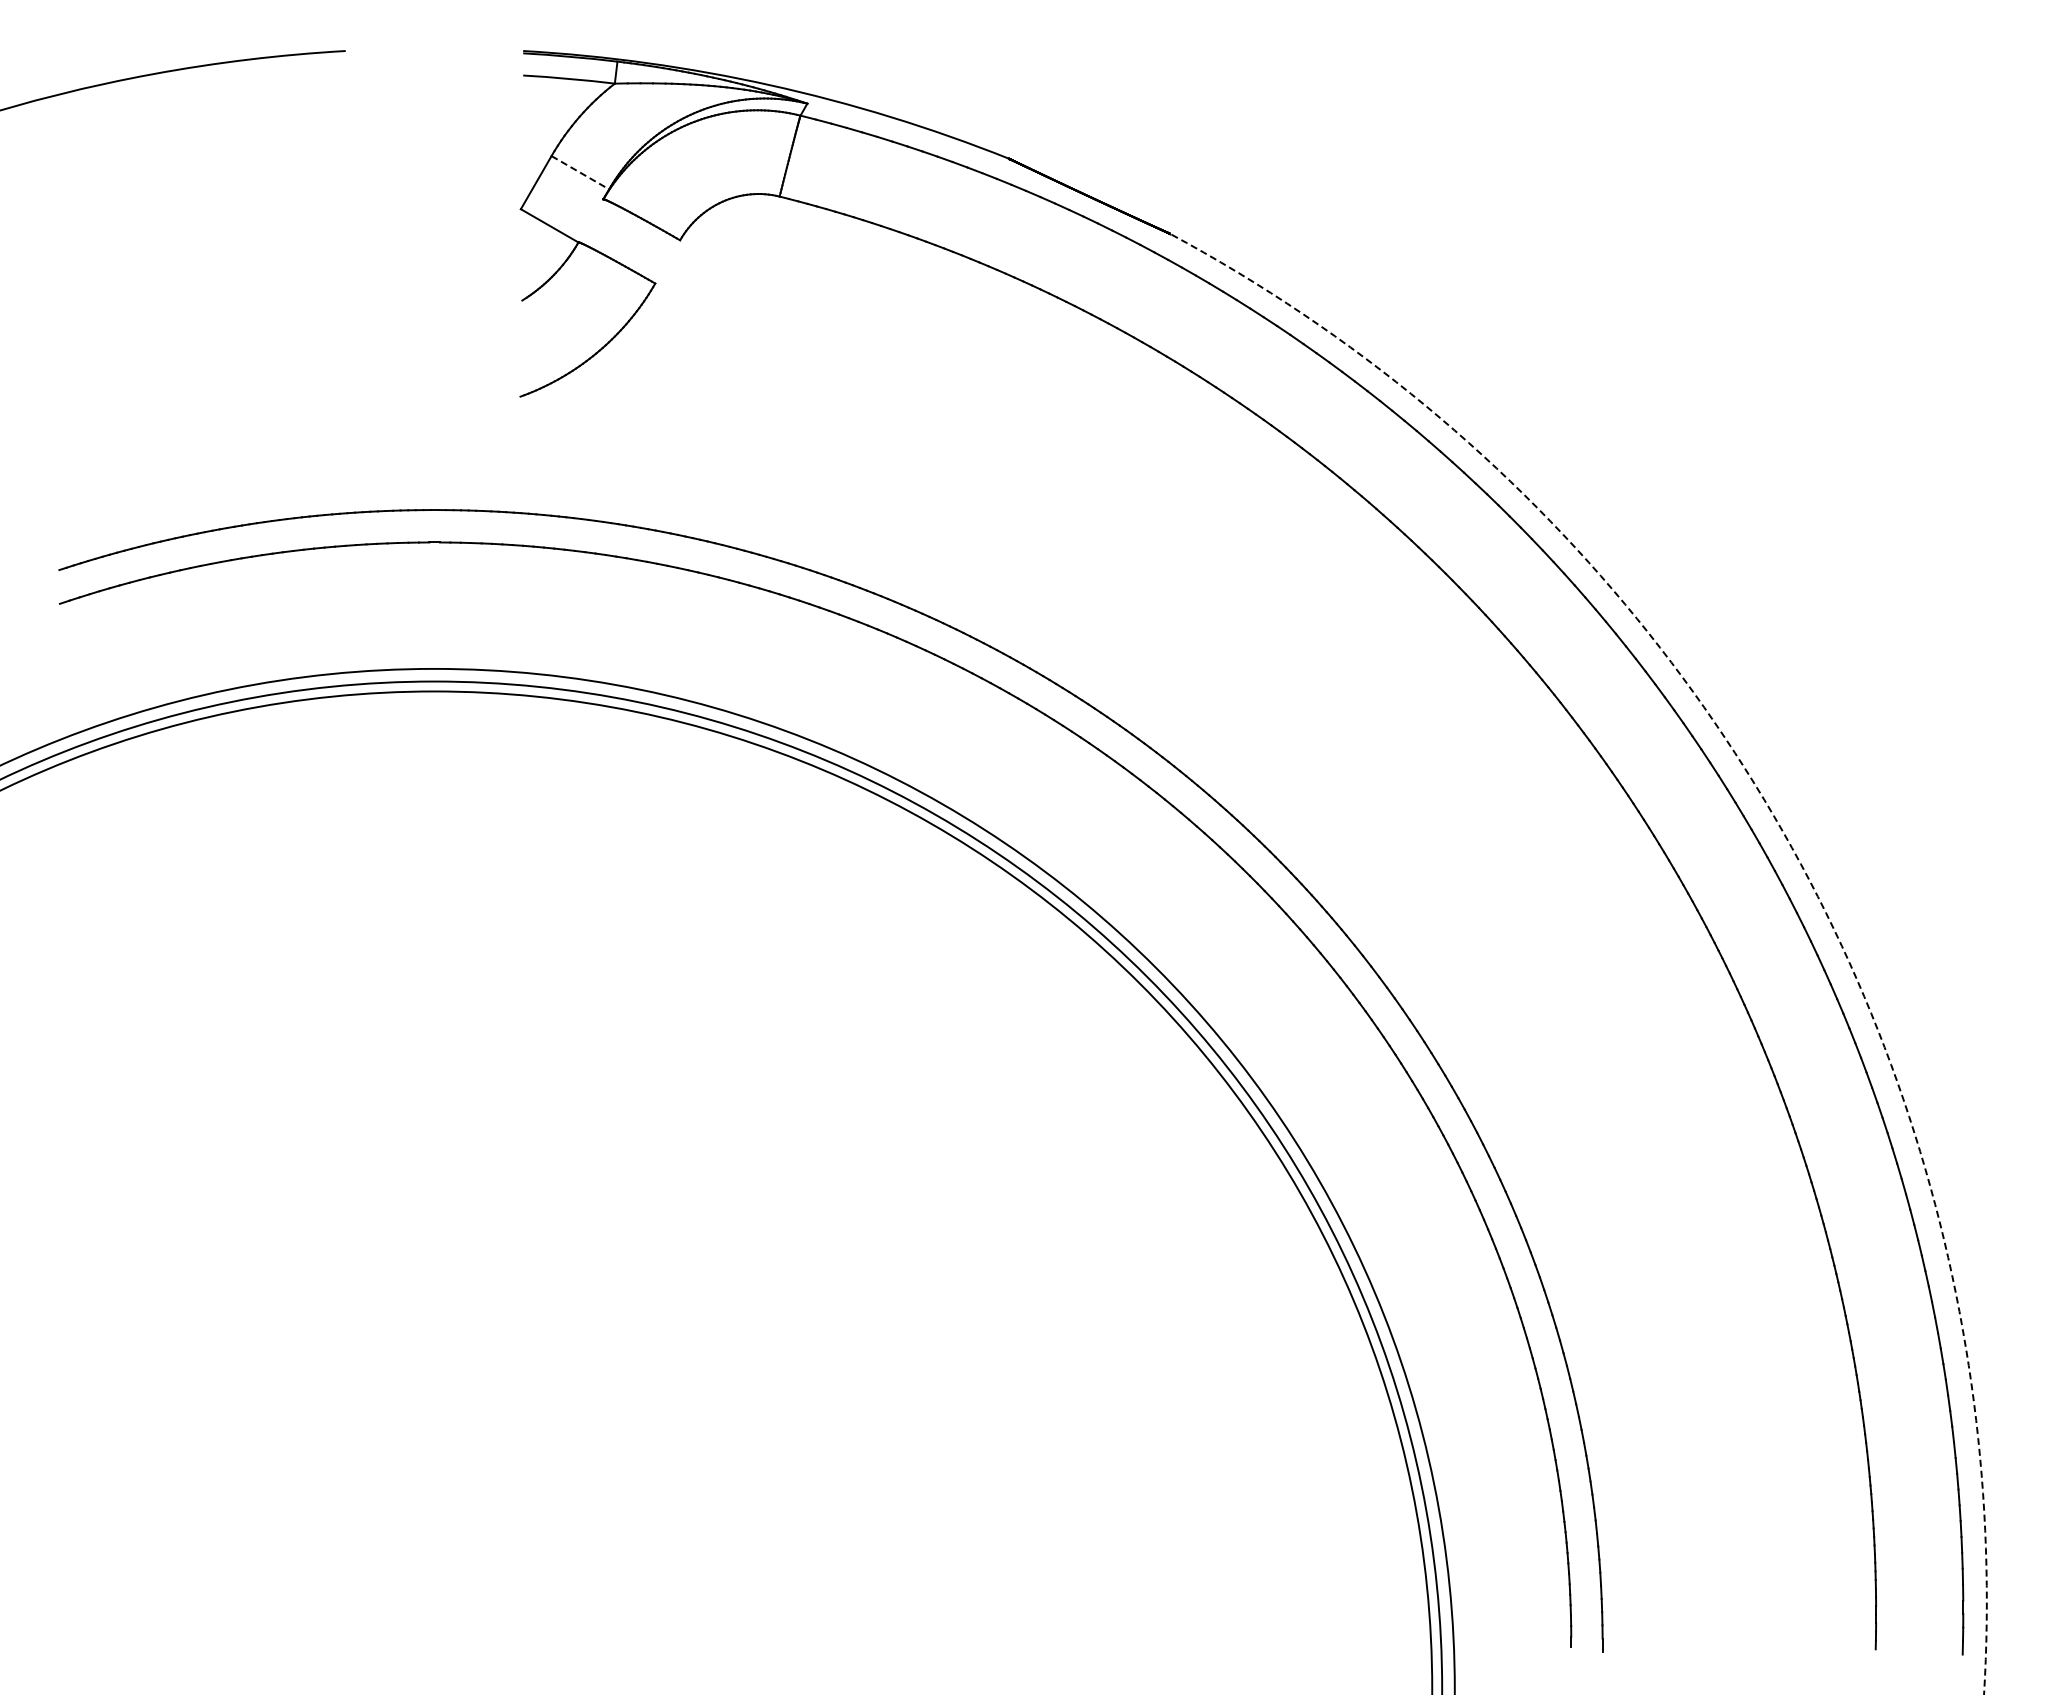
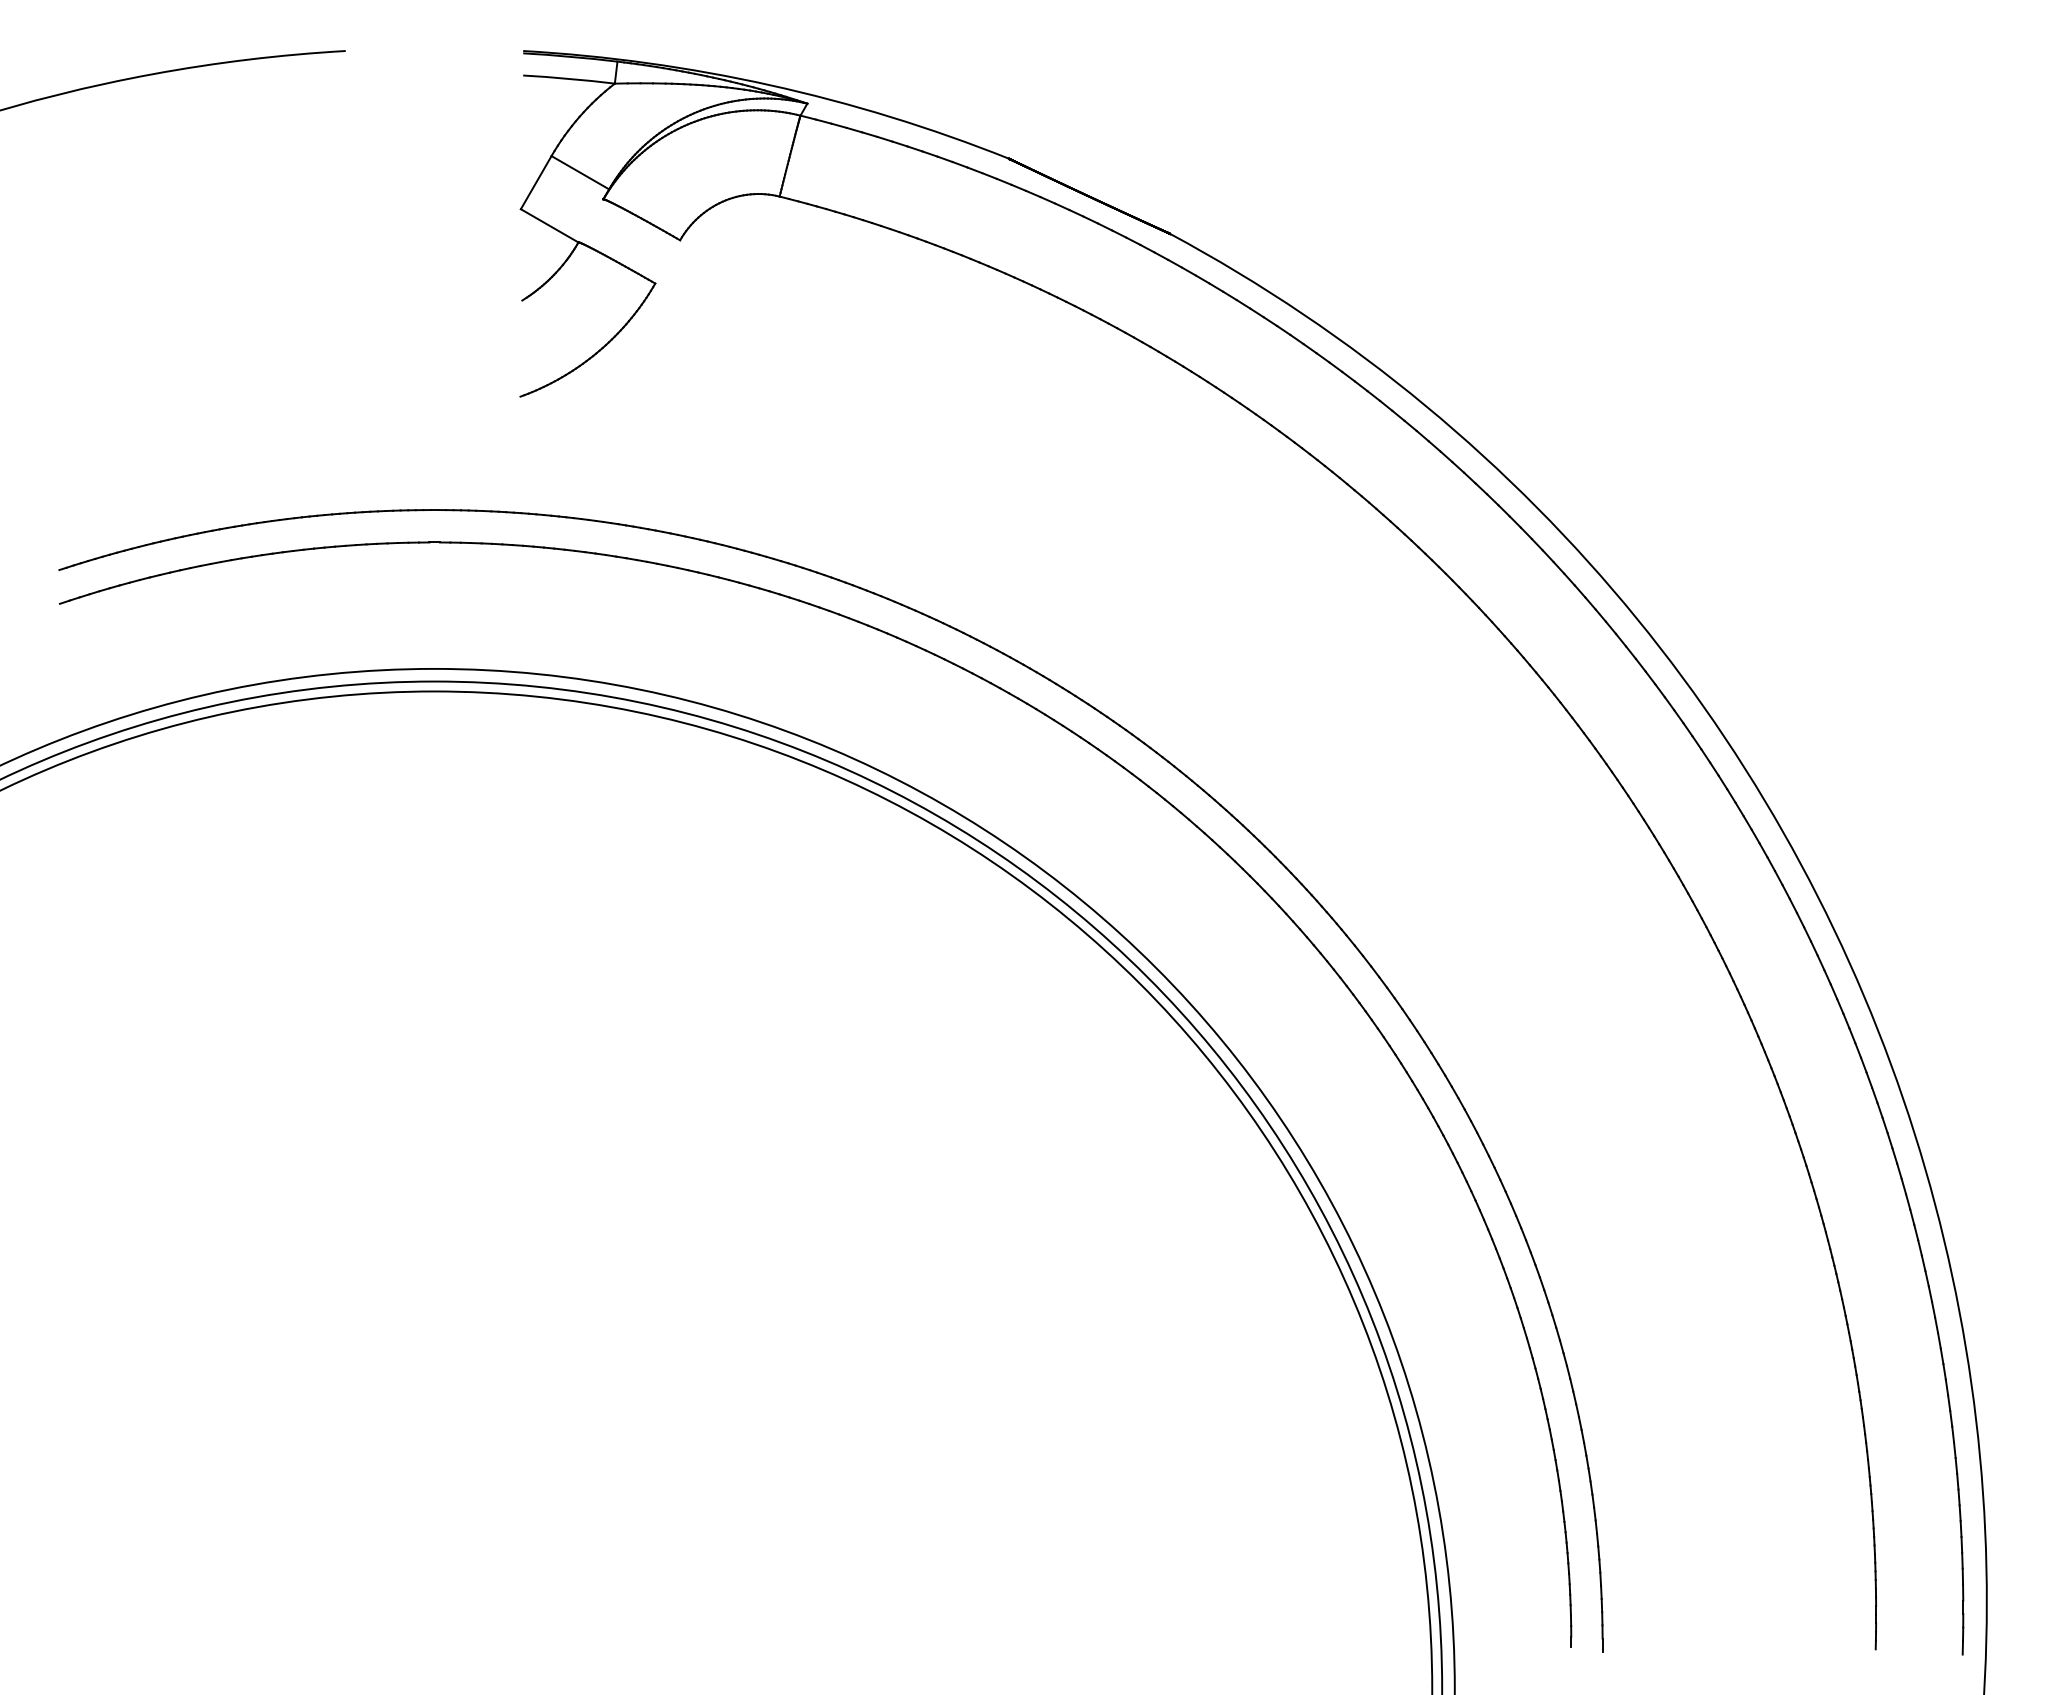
line: dashed -> solid (580, 172)
arc: dashed -> solid (1789, 844)
